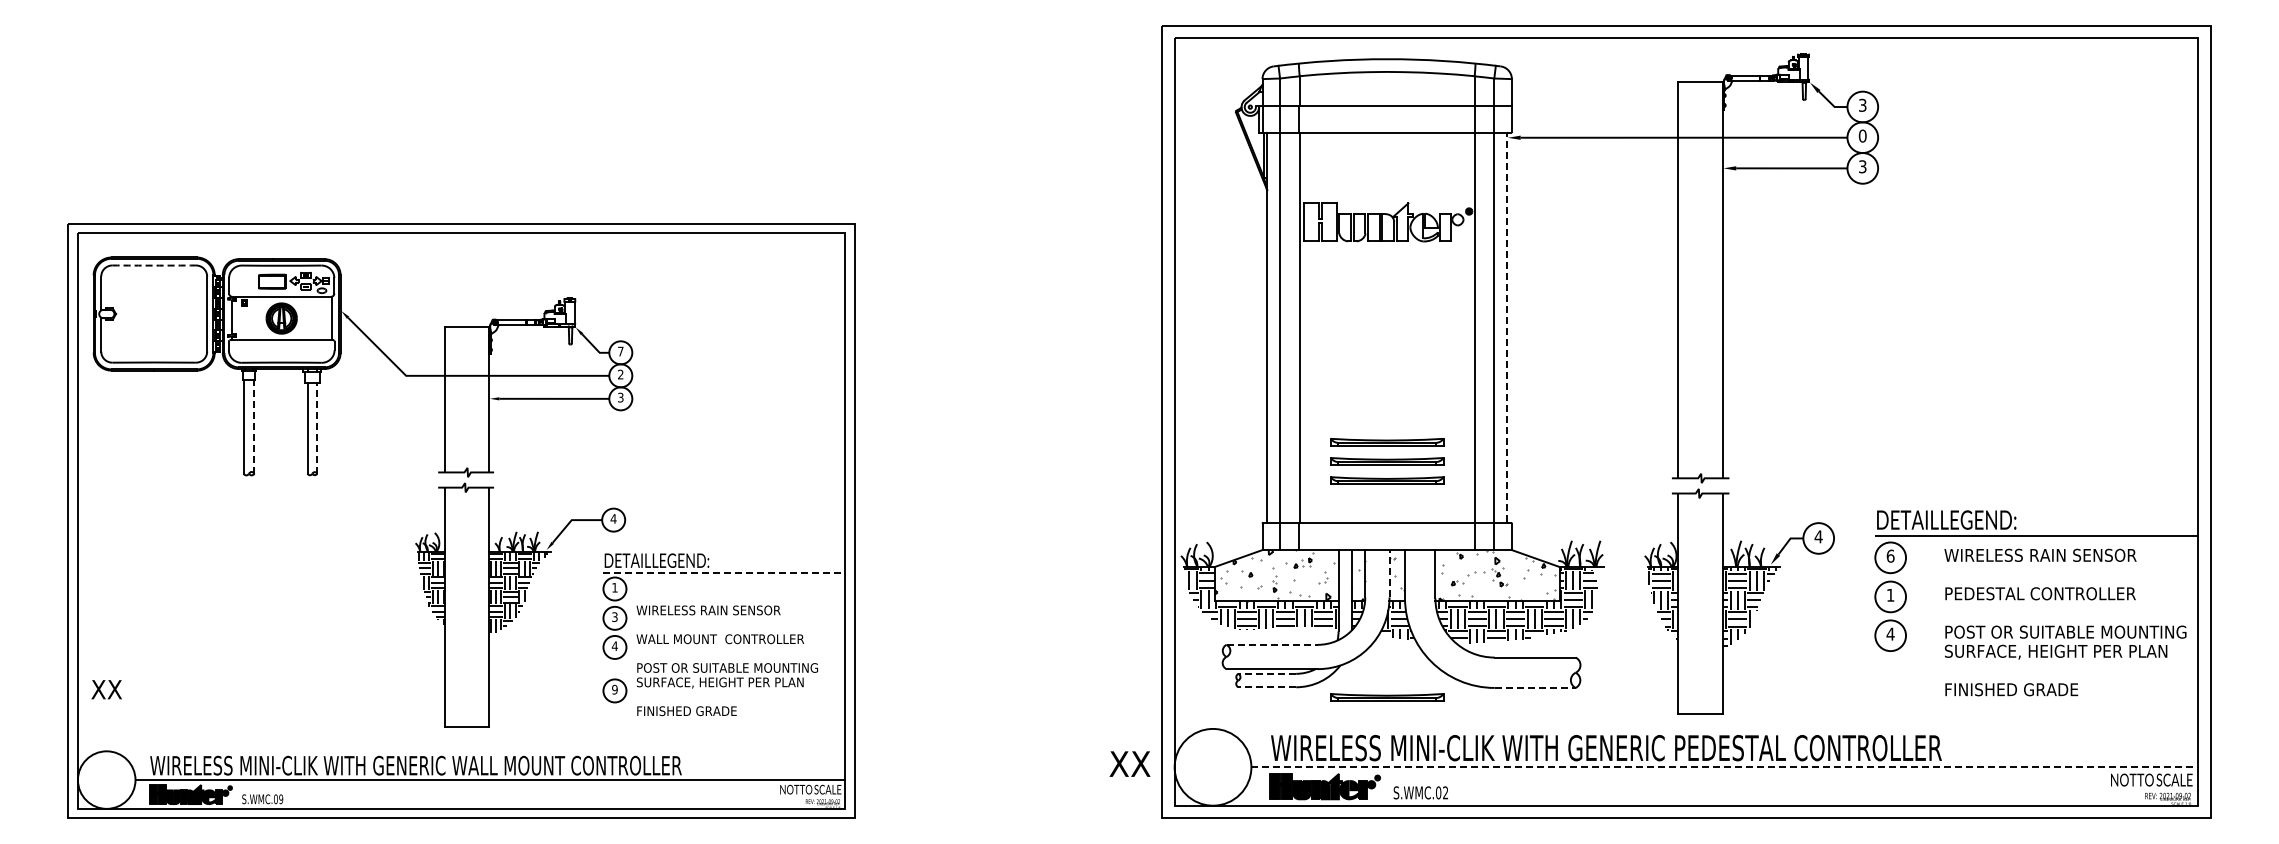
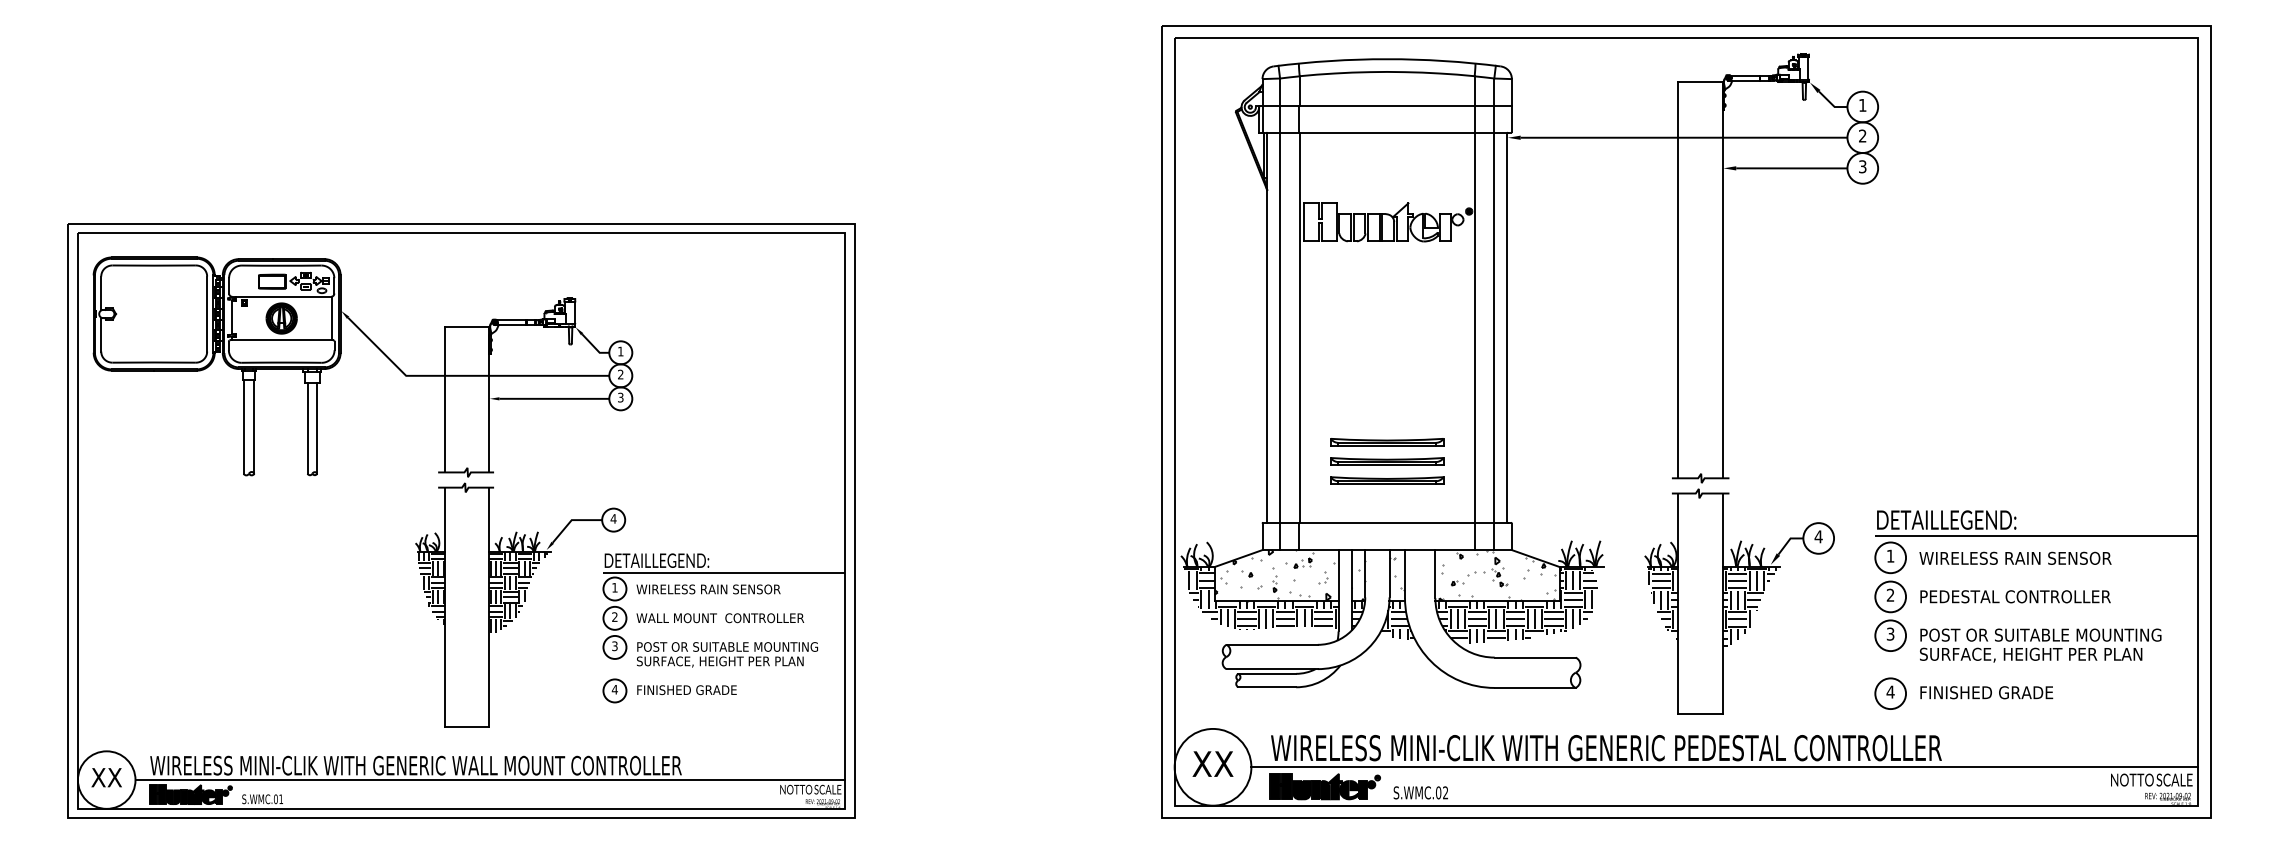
text: 3 -> 1 (1862, 104)
text: 0 -> 2 (1862, 135)
arc: dashed -> solid (154, 265)
line: dashed -> solid (1507, 327)
text: 7 -> 1 (620, 351)
line: dashed -> solid (254, 426)
line: dashed -> solid (317, 428)
text: 6 -> 1 (1890, 555)
line: dashed -> solid (724, 572)
line: dashed -> solid (1389, 573)
text: 1 -> 2 (1889, 594)
text: 3 -> 2 (614, 617)
text position: (2065, 622) -> (2040, 625) (2040, 625)
text: 4 -> 3 (1890, 633)
line: dashed -> solid (1272, 644)
text: 4 -> 3 (614, 646)
text position: (726, 660) -> (726, 639) (726, 639)
line: dashed -> solid (1267, 673)
line: dashed -> solid (1267, 687)
line: dashed -> solid (1535, 687)
text position: (106, 689) -> (106, 777) (106, 777)
text: 9 -> 4 (614, 689)
part: none -> present (1890, 693)
part: present -> none (1387, 697)
text position: (1129, 763) -> (1212, 763) (1212, 763)
line: dashed -> solid (1725, 767)
text: S.WMC.09 -> S.WMC.01 (281, 799)
